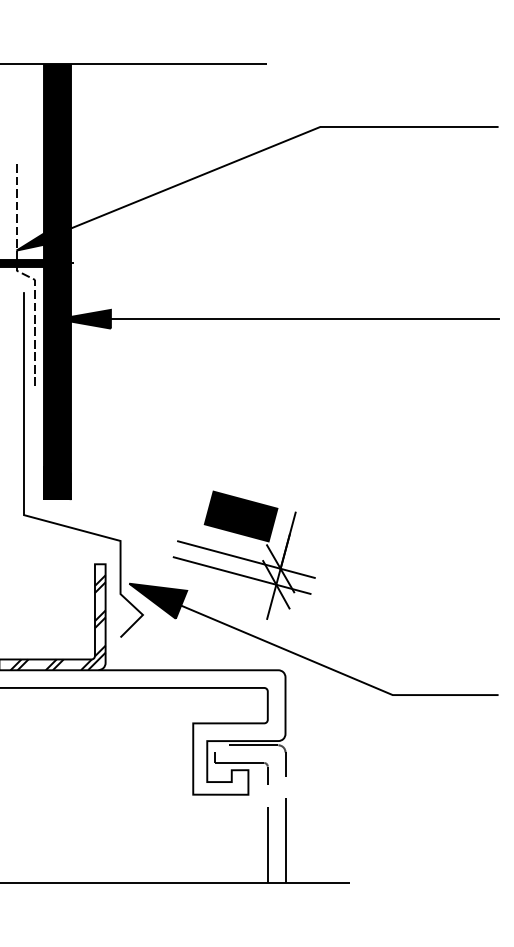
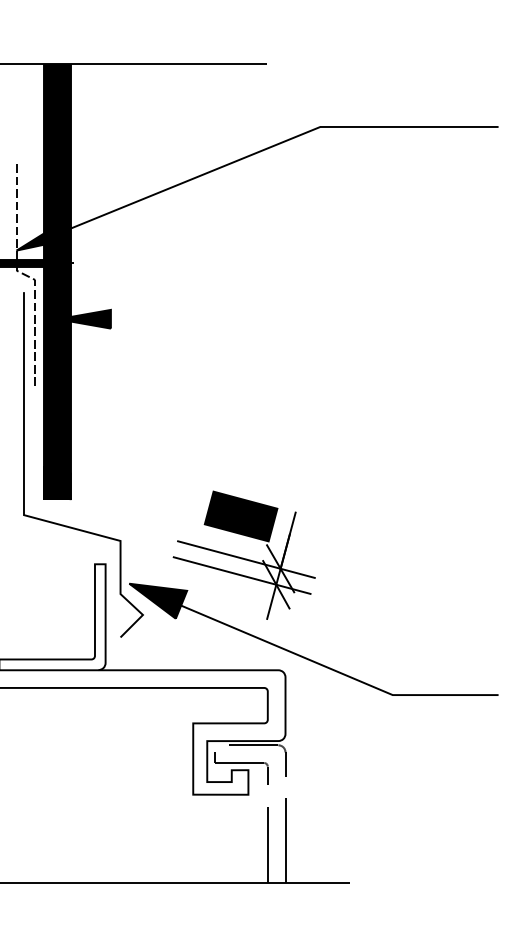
line: present -> none (277, 319)
hatch: present -> none (57, 622)
